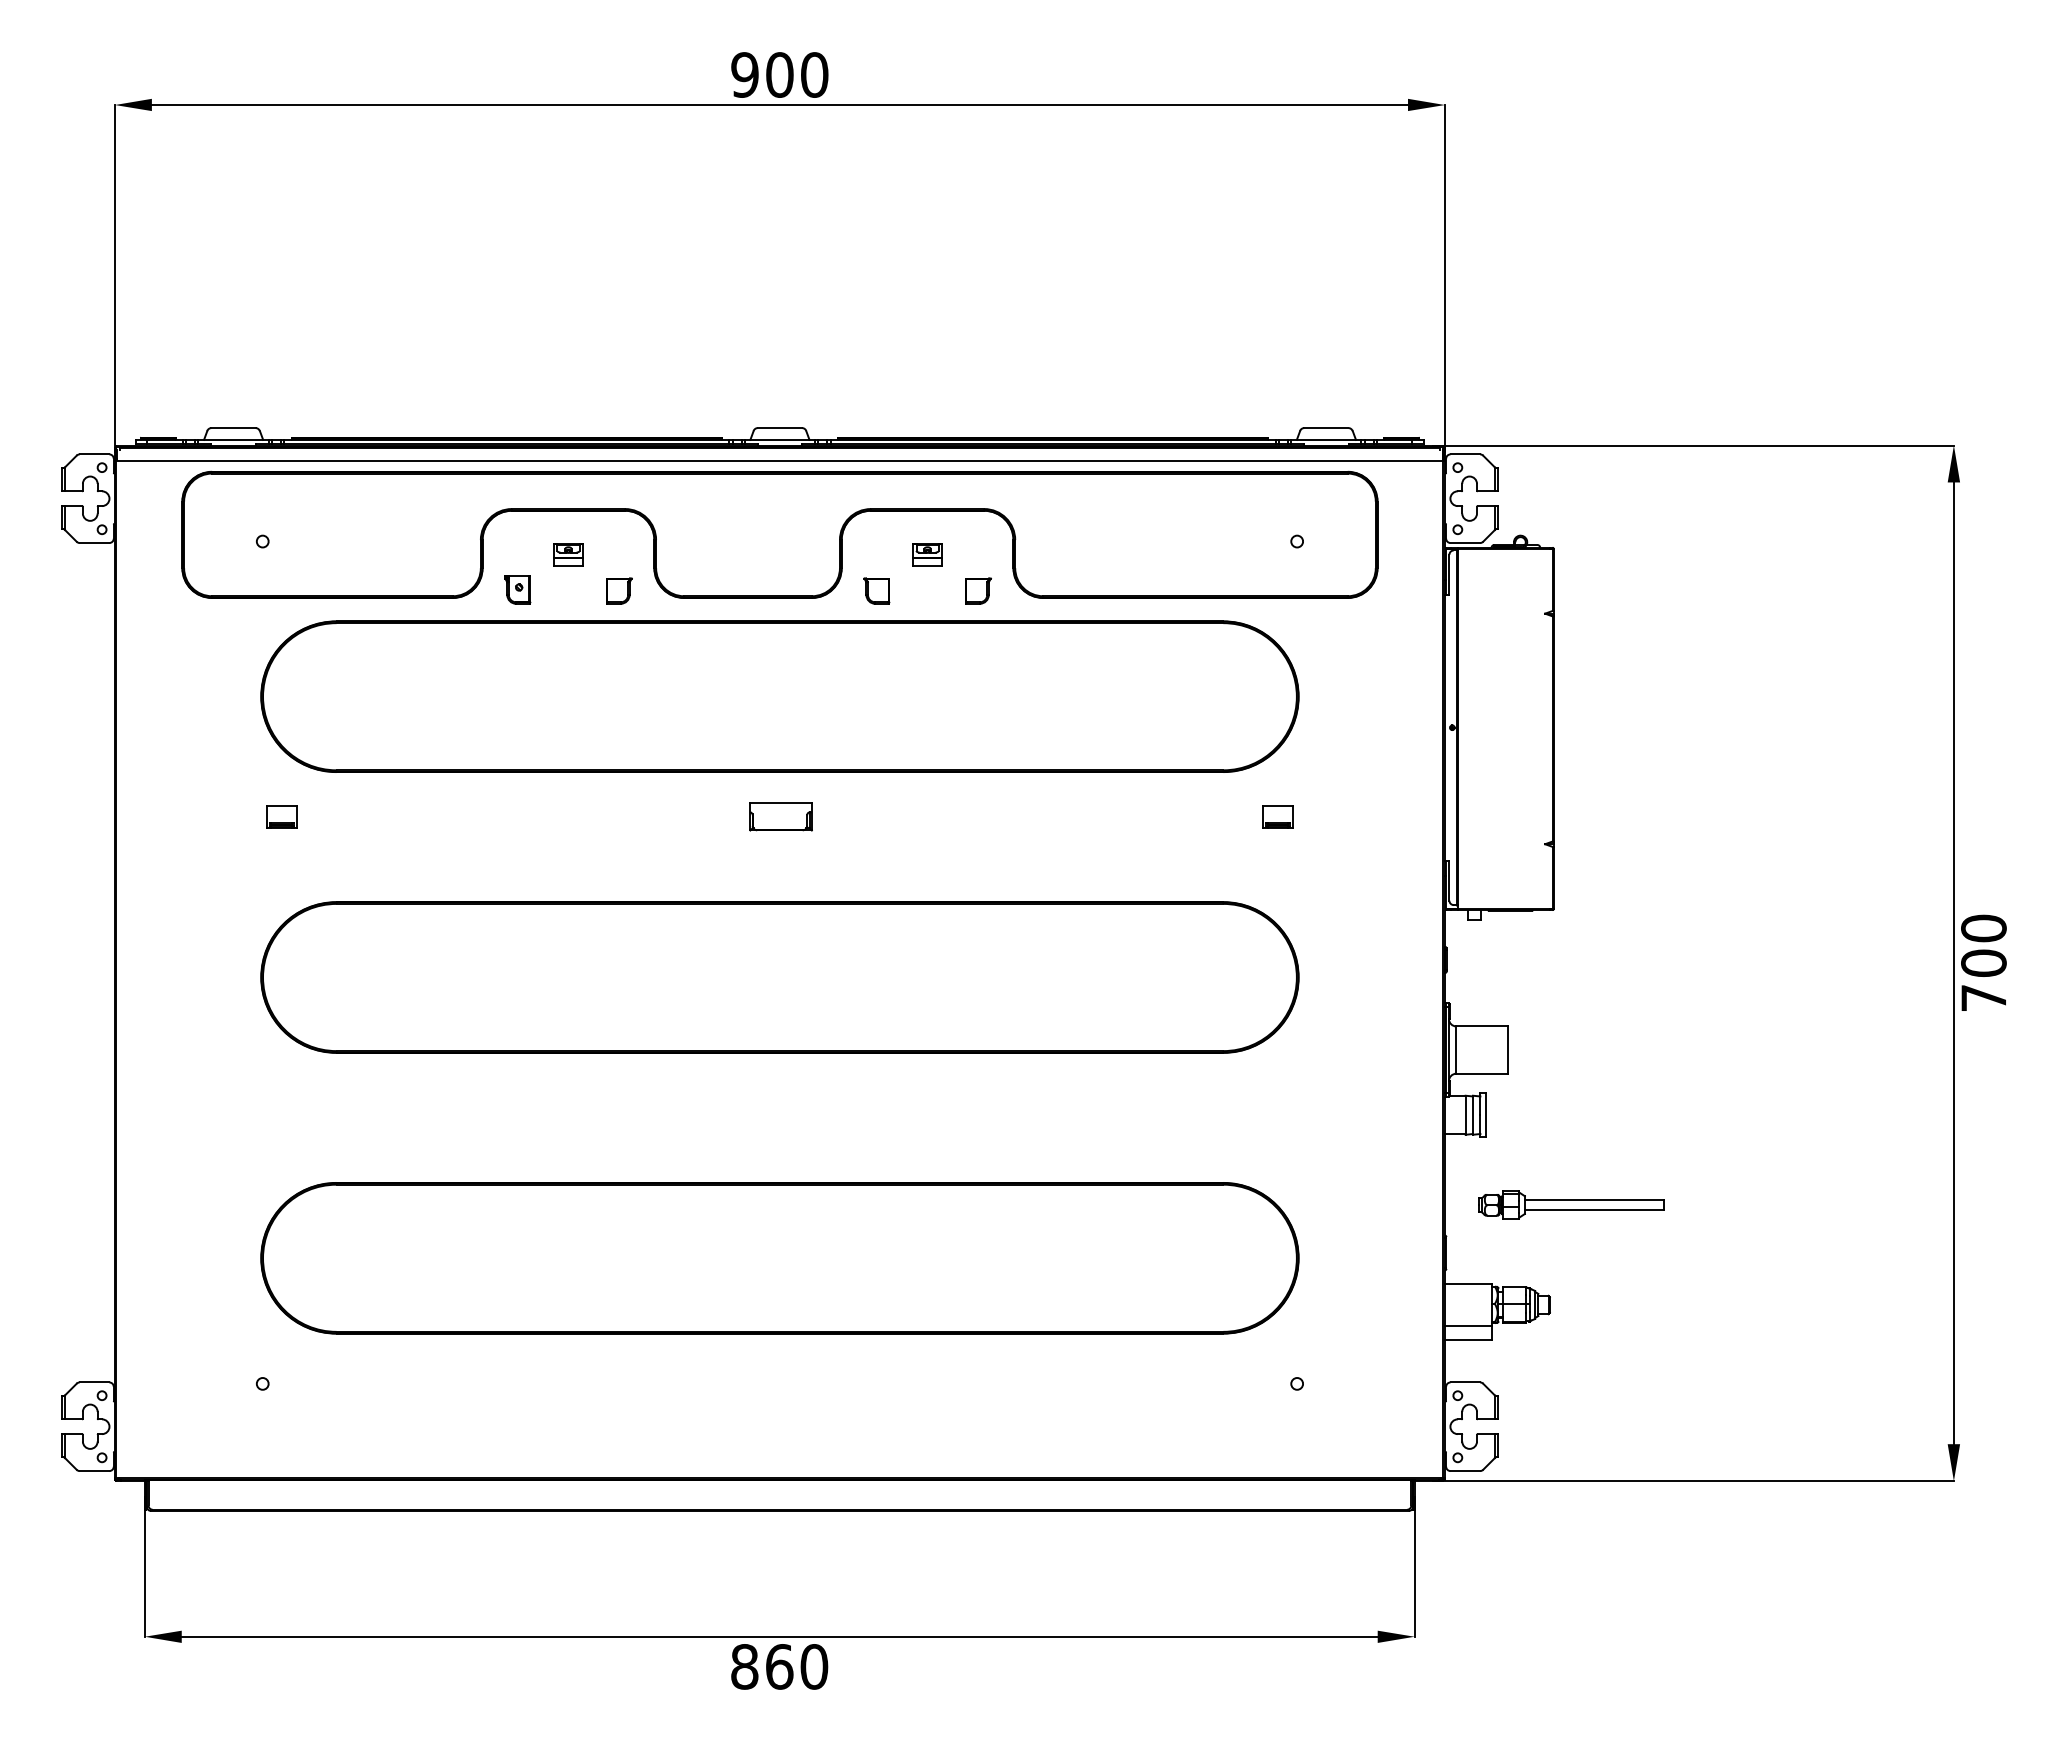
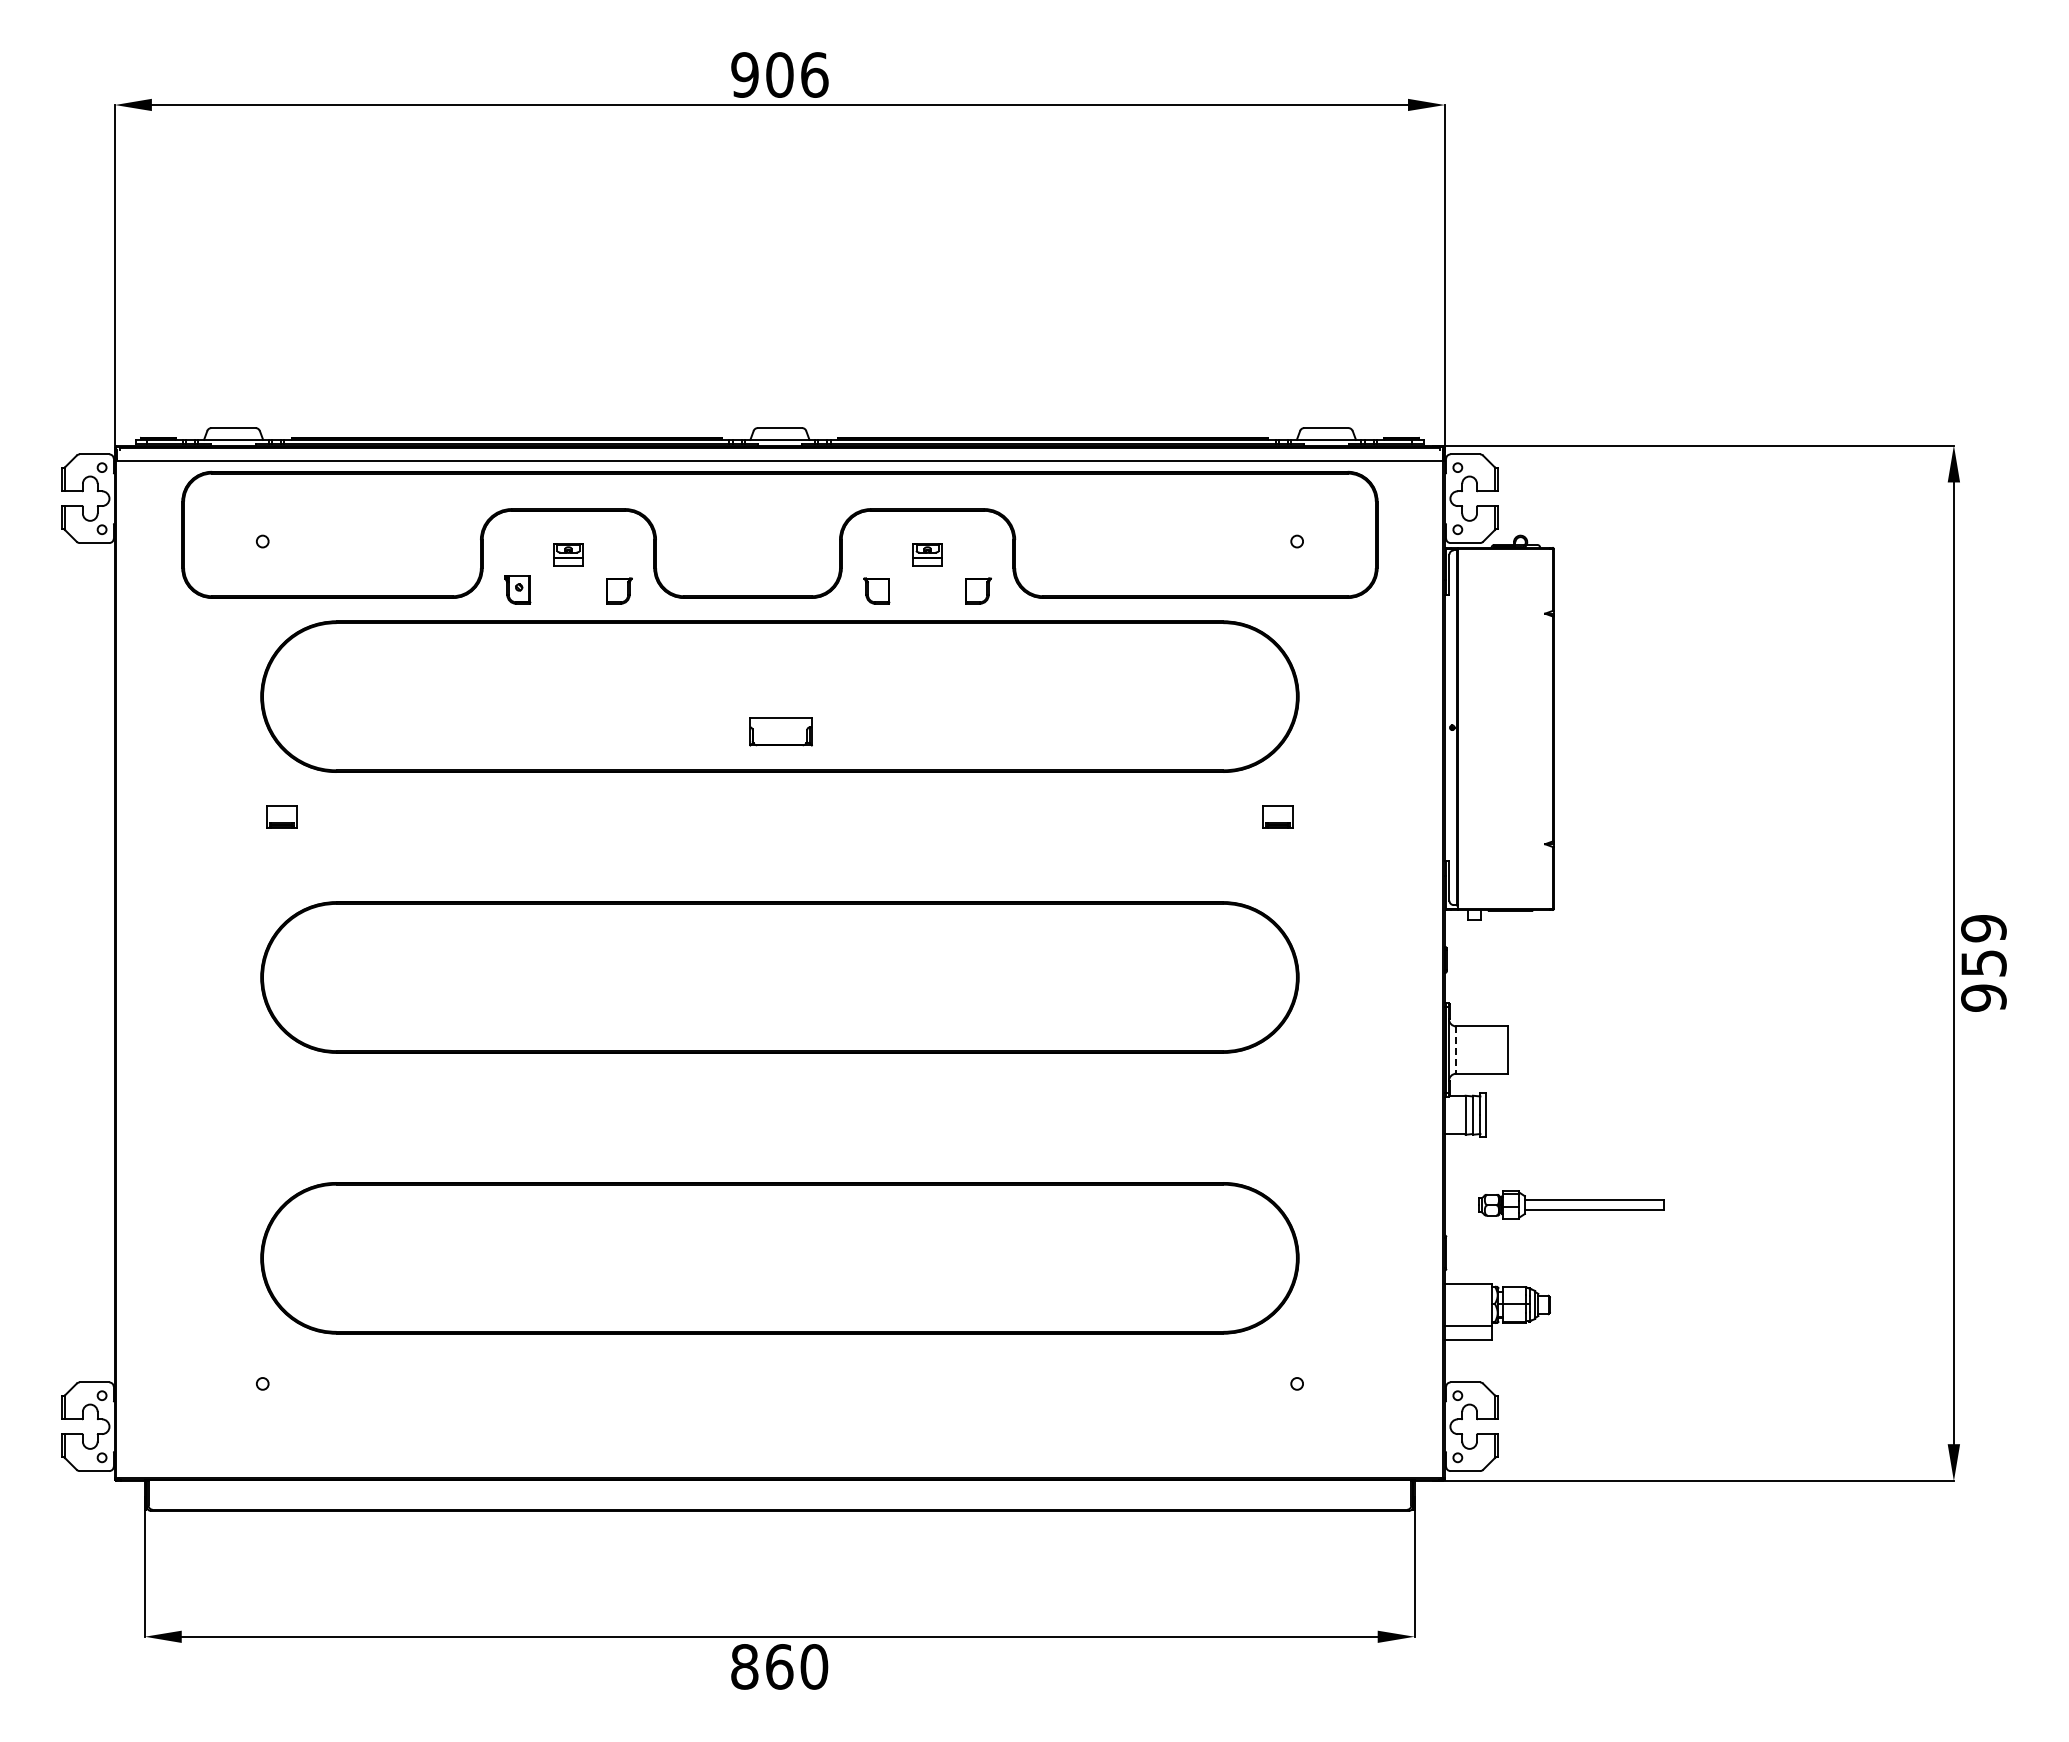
text: 900 -> 906 (814, 74)
part position: (780, 816) -> (780, 731) (780, 731)
text: 700 -> 959 (1983, 962)
line: solid -> dashed (1456, 1050)
